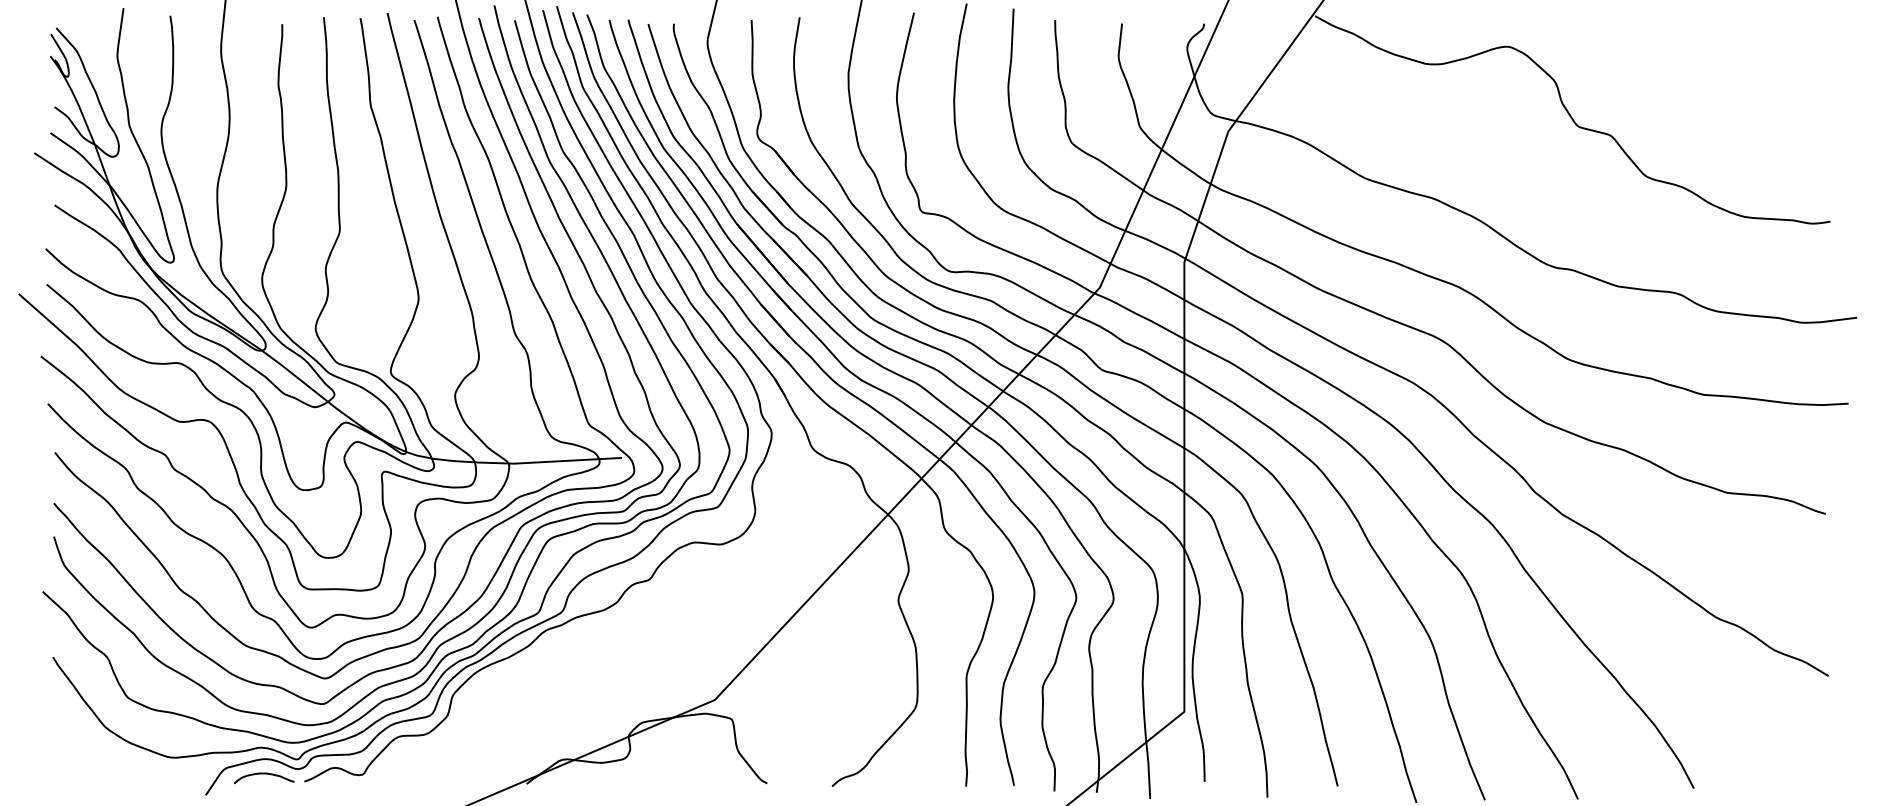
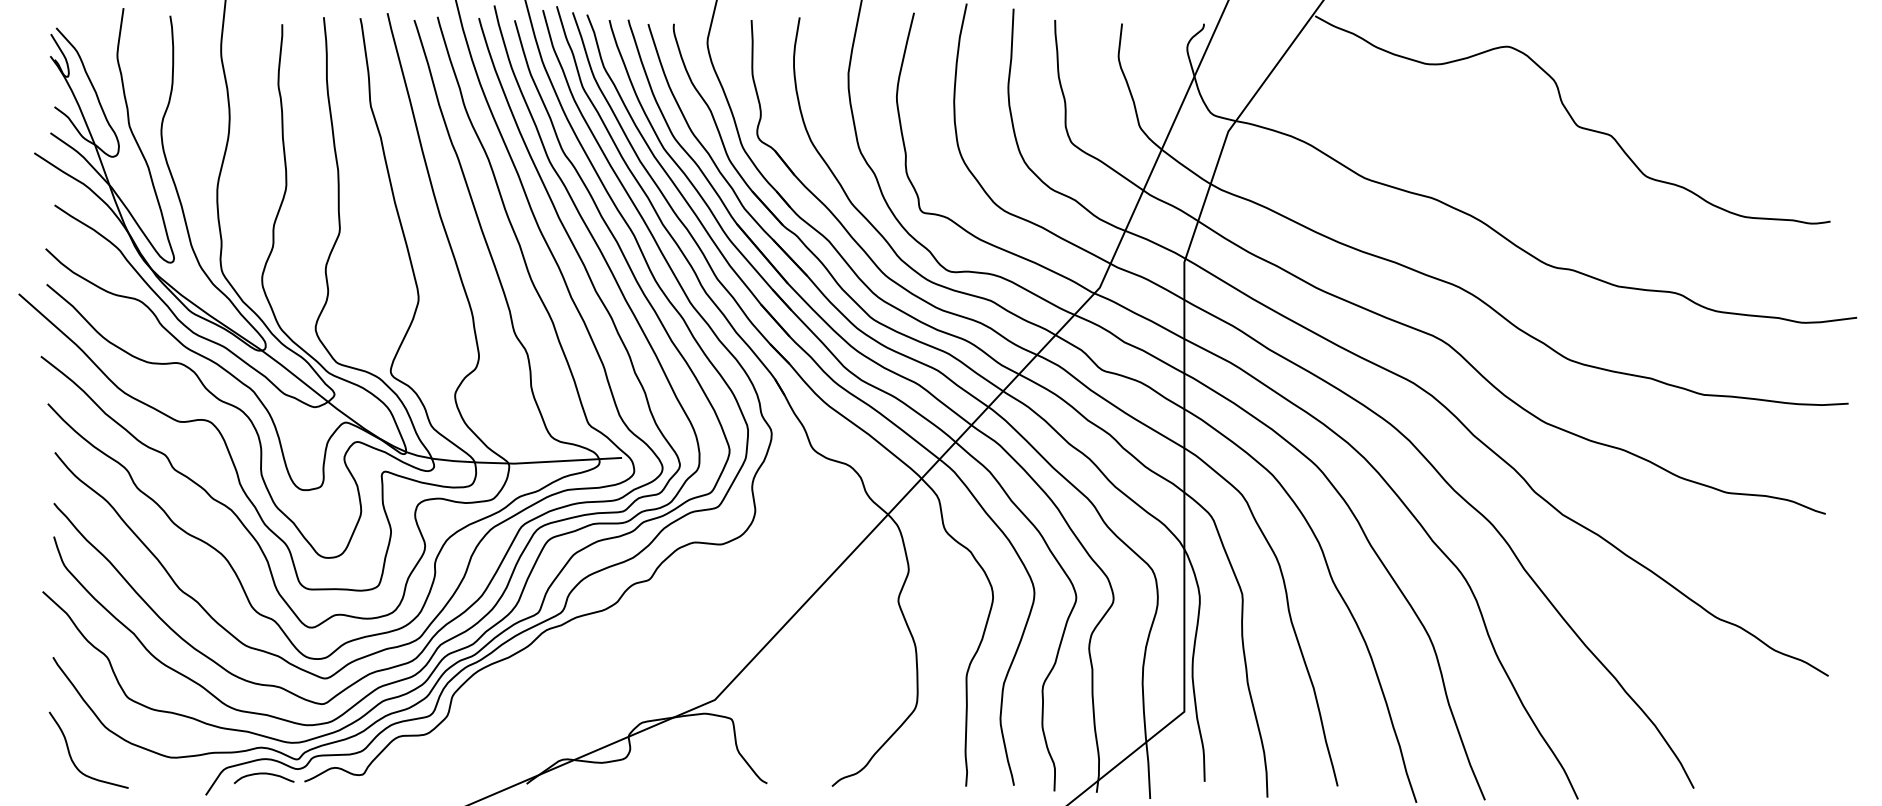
curve: none -> present (72, 758)
